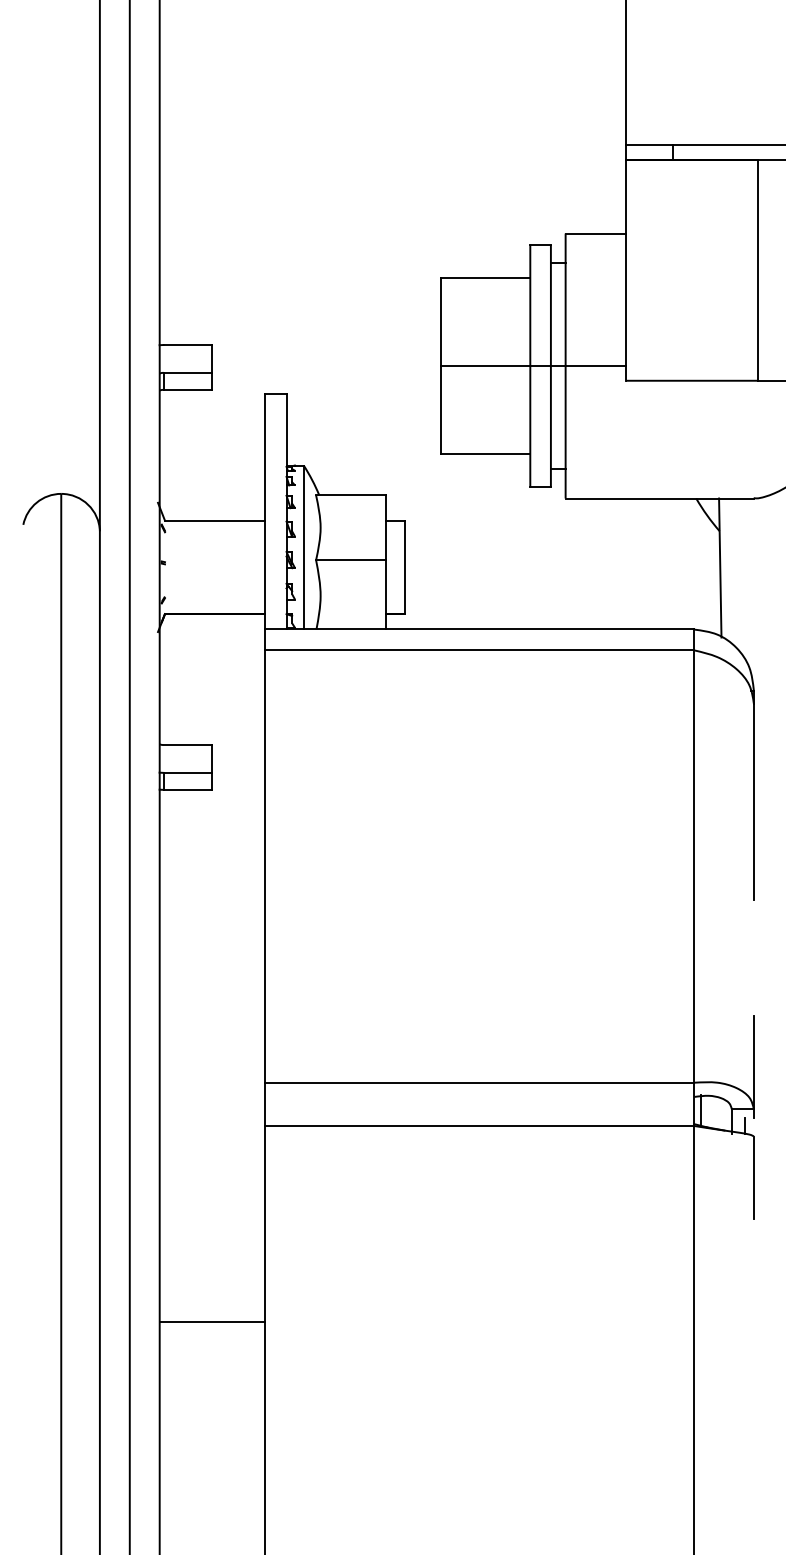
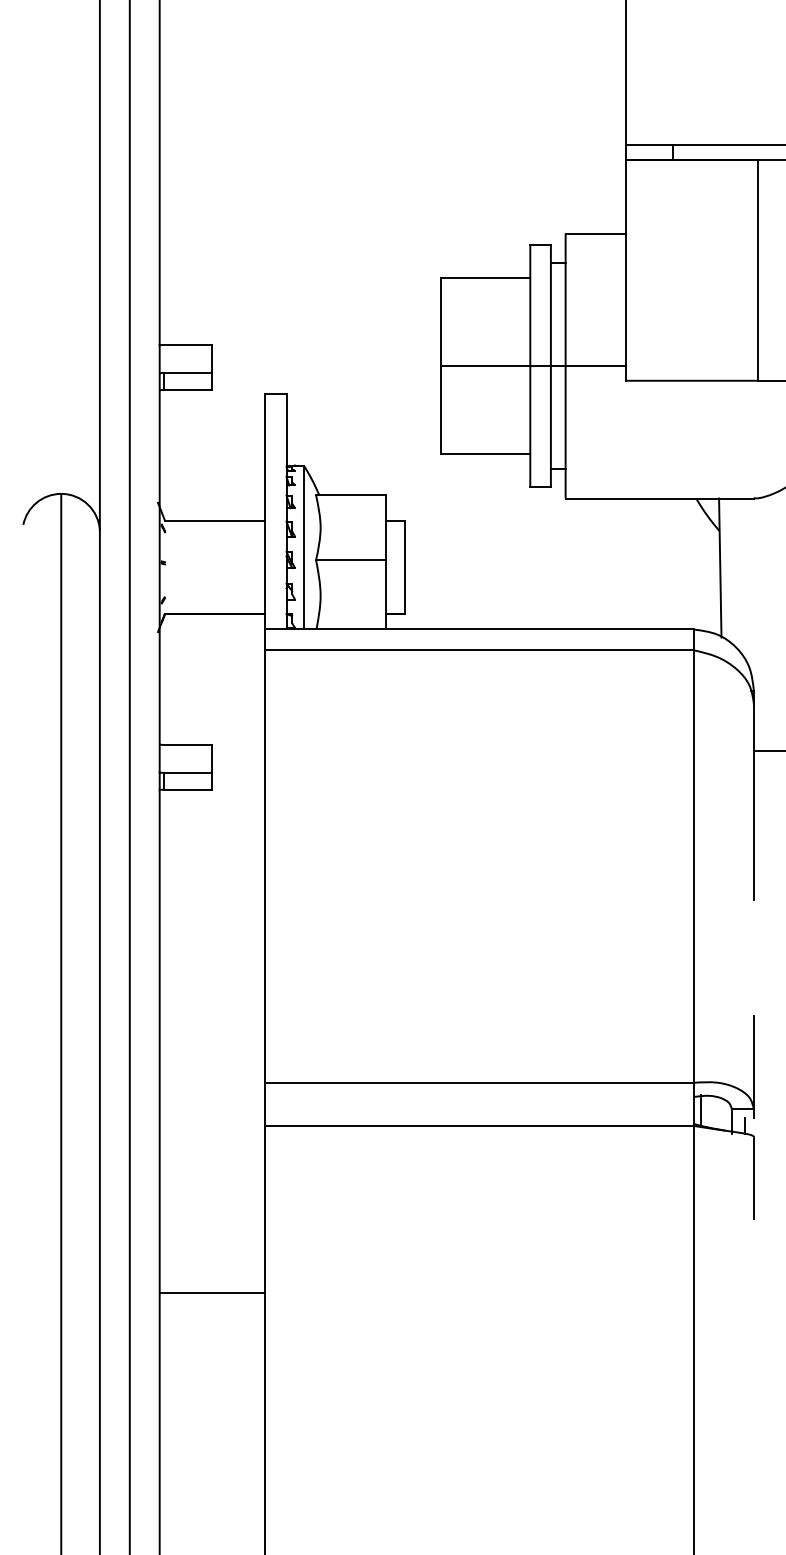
line: none -> present (767, 751)
line position: (211, 1322) -> (211, 1293) (211, 1293)
